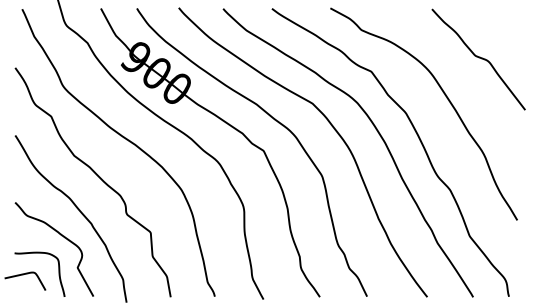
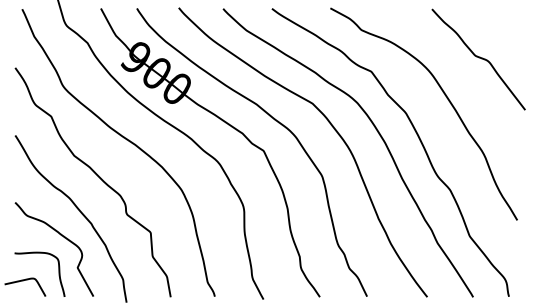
curve position: (23, 275) -> (23, 281) (23, 281)
